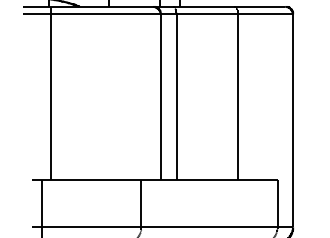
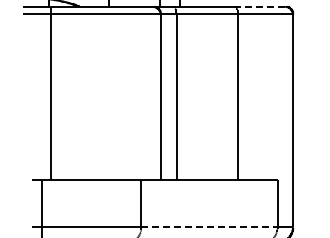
line: solid -> dashed (259, 6)
line: solid -> dashed (210, 227)
